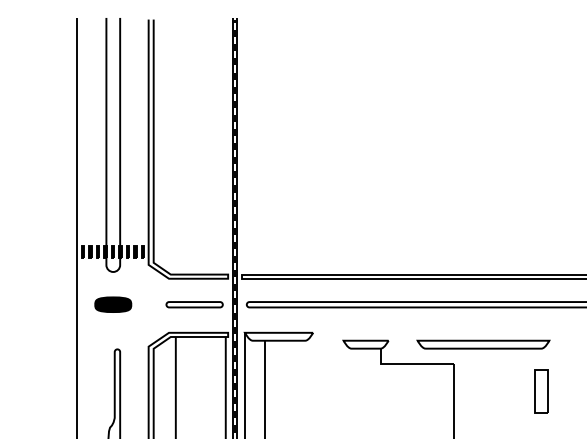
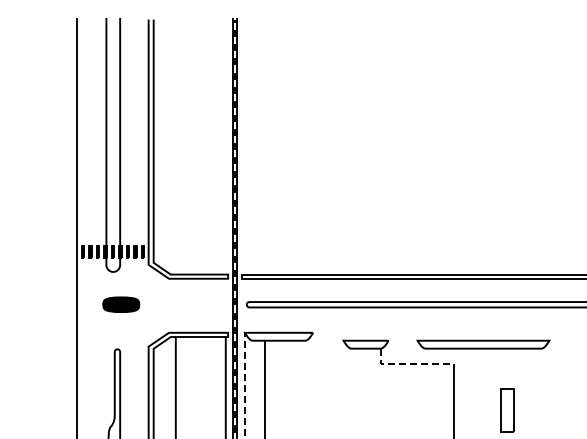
part position: (113, 304) -> (121, 304) (121, 304)
part: present -> none (194, 304)
line: solid -> dashed (409, 363)
line: solid -> dashed (244, 385)
part position: (541, 391) -> (507, 410) (507, 410)
